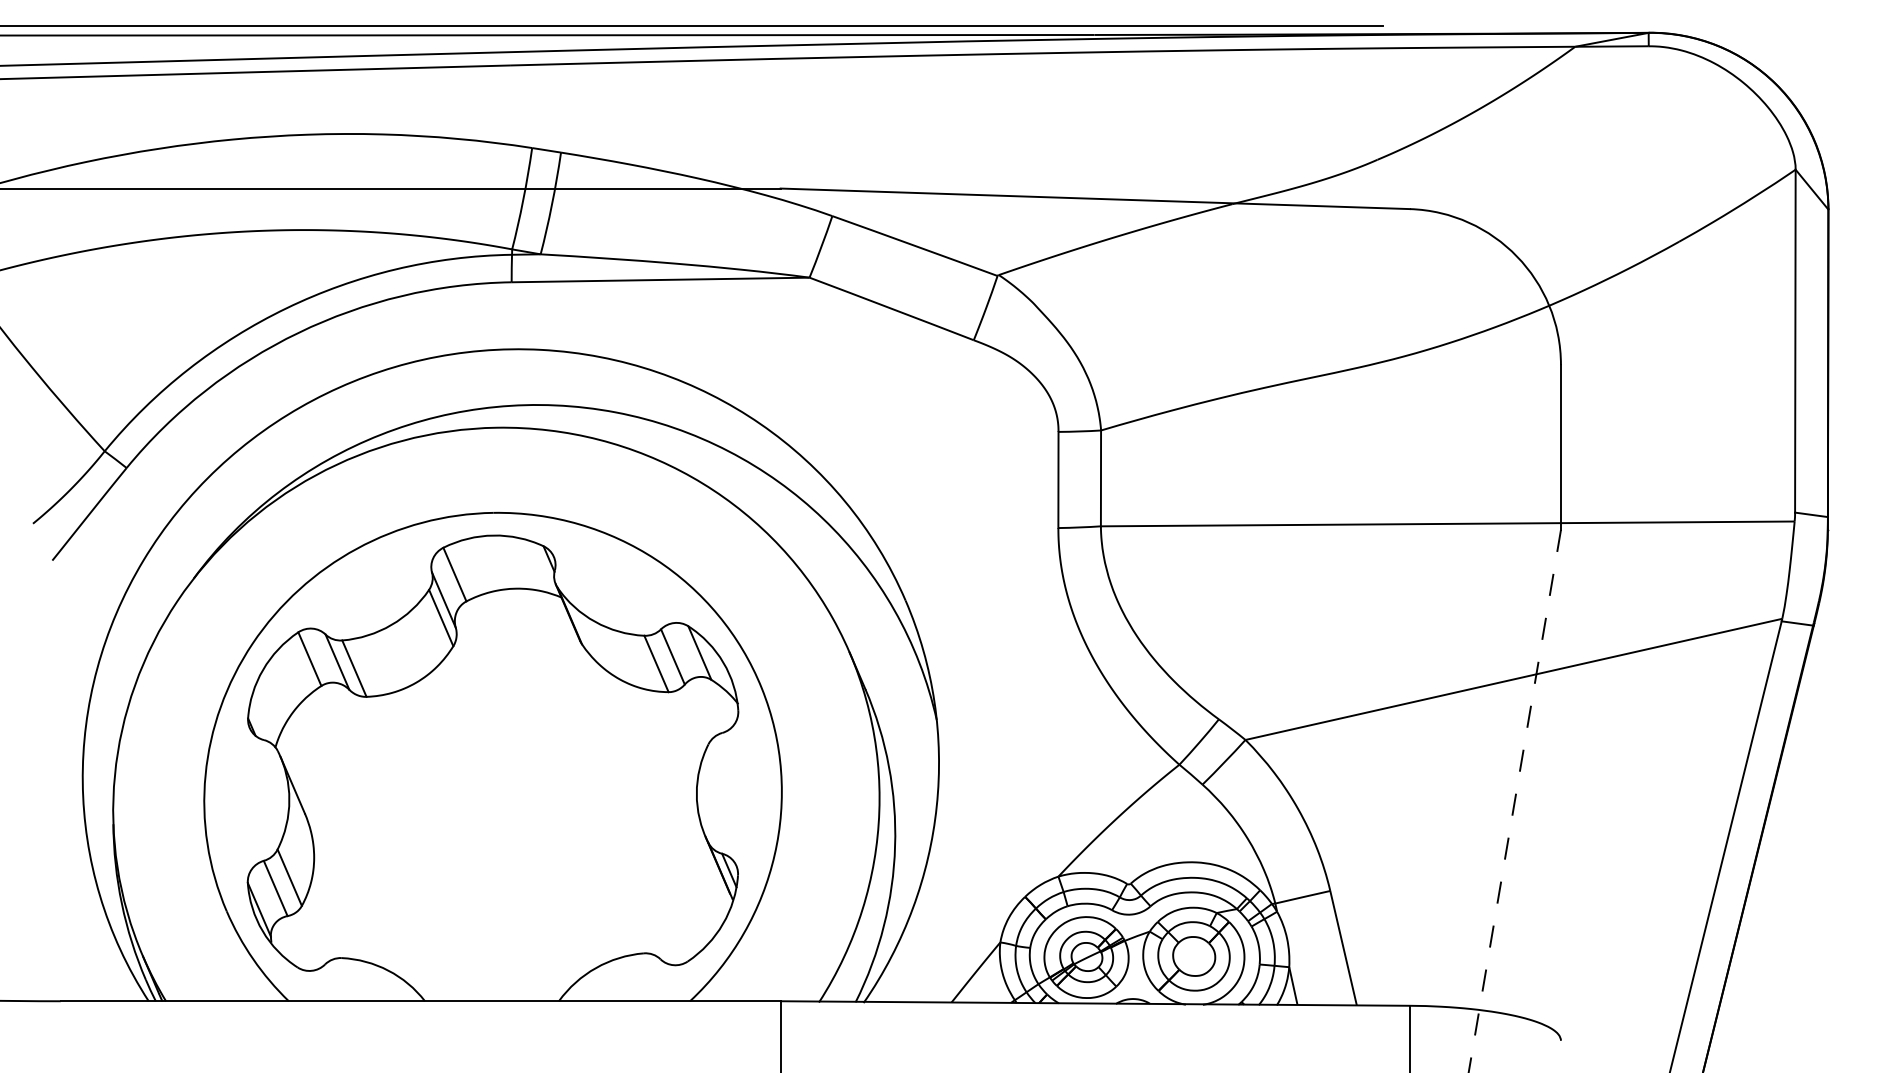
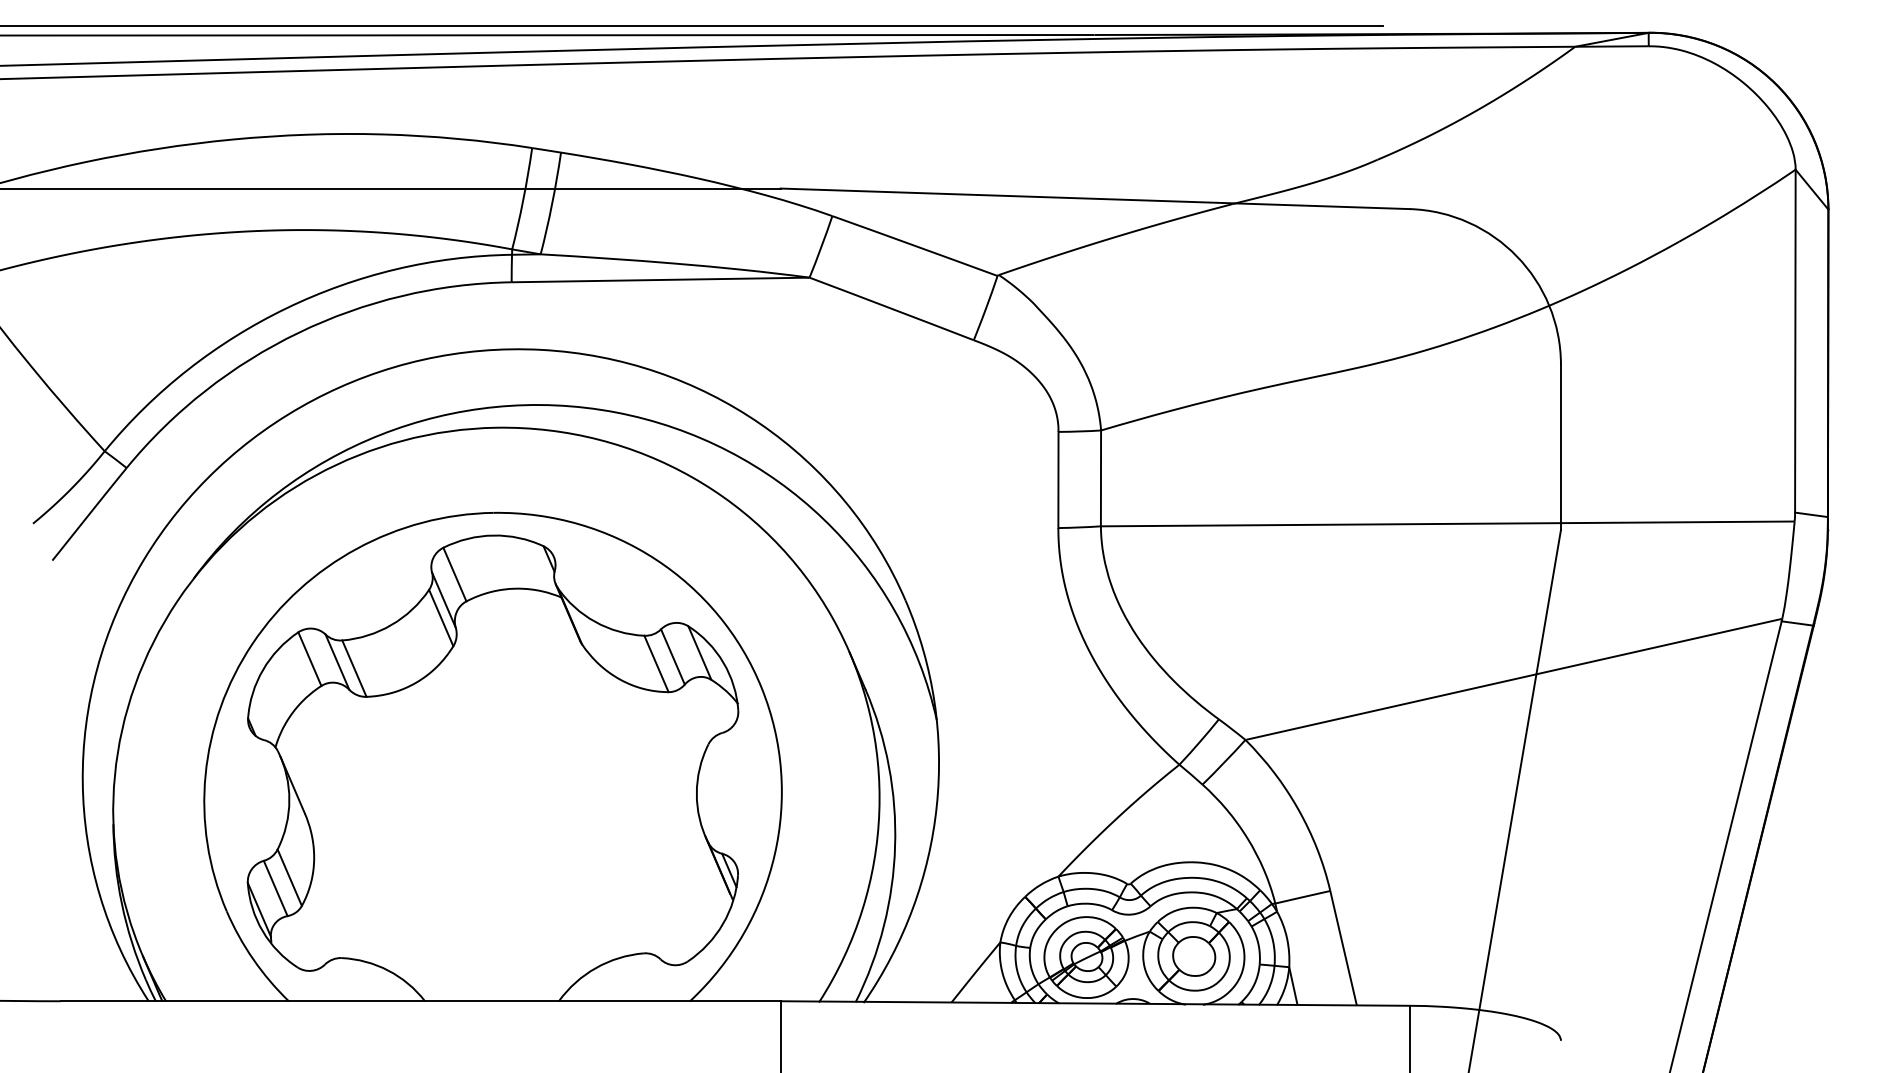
line: dashed -> solid (1514, 801)
